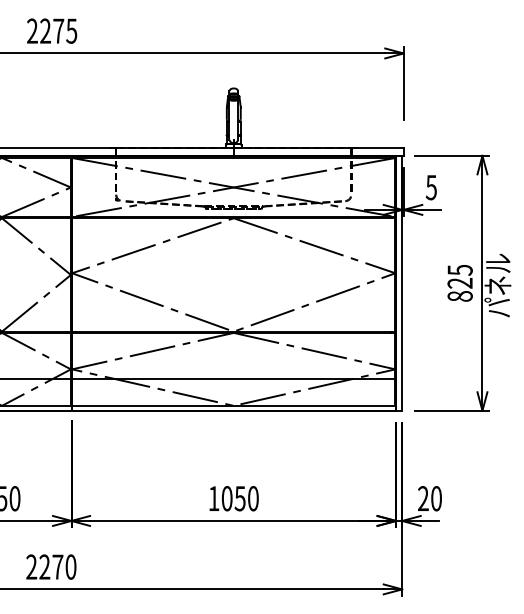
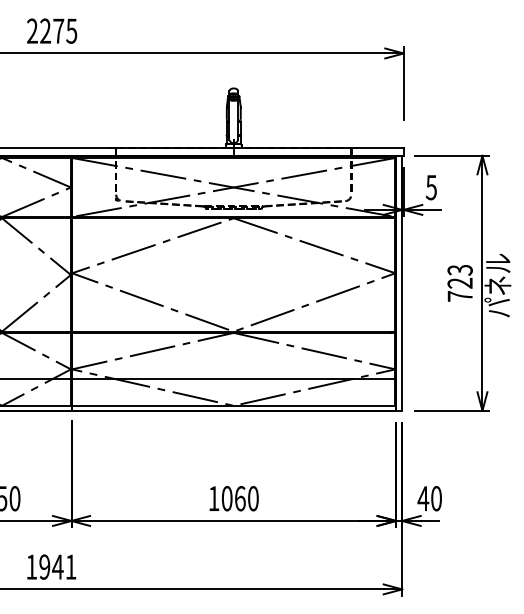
text: 825 -> 723 (459, 283)
text: 1050 -> 1060 (239, 498)
text: 20 -> 40 (423, 498)
text: 2270 -> 1941 (51, 566)
